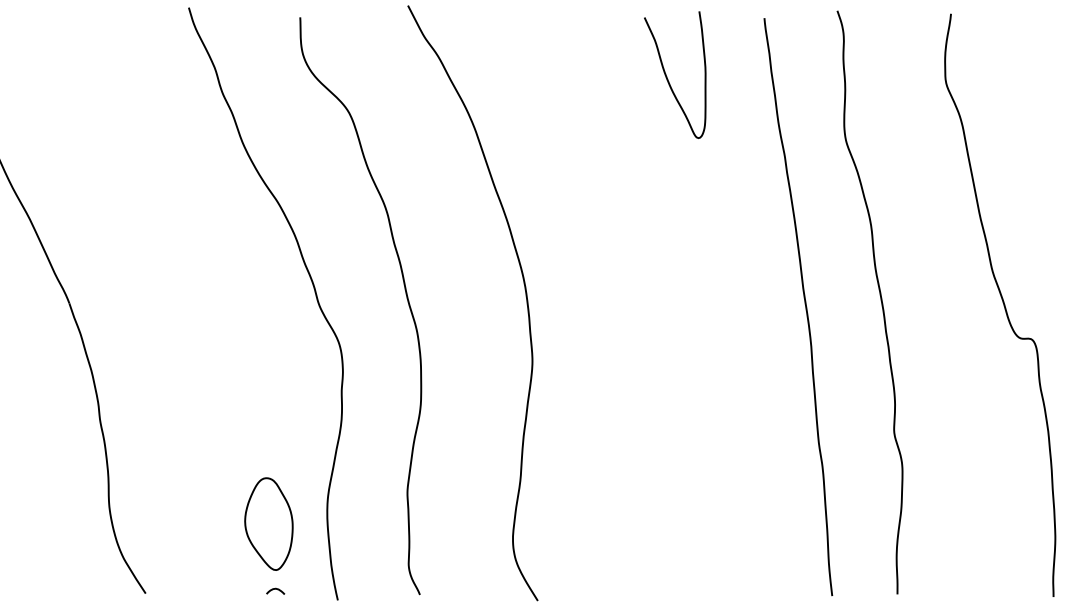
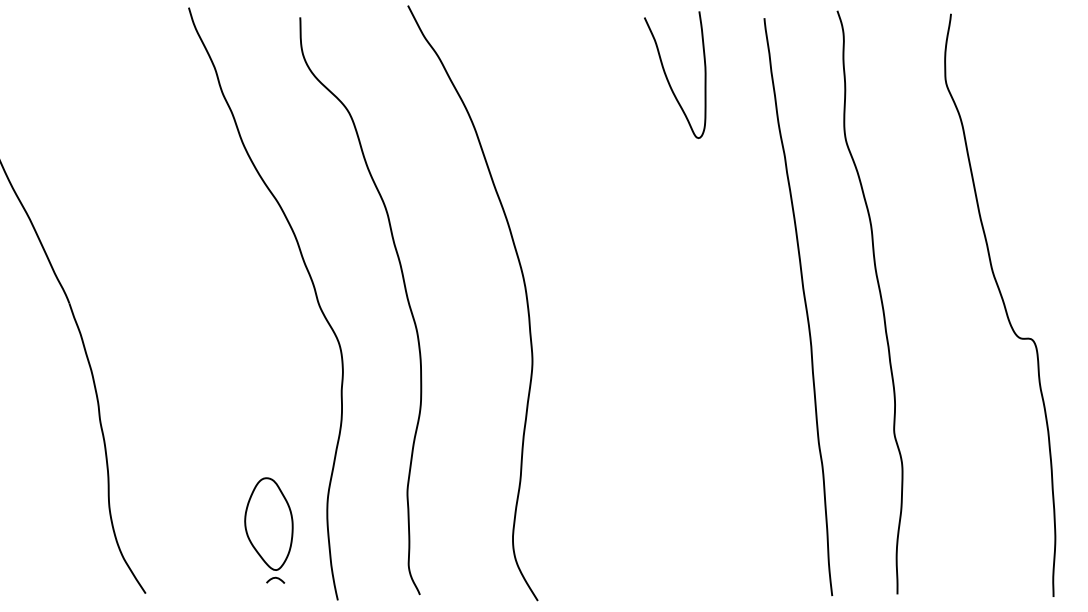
curve position: (275, 589) -> (275, 578) (275, 578)
